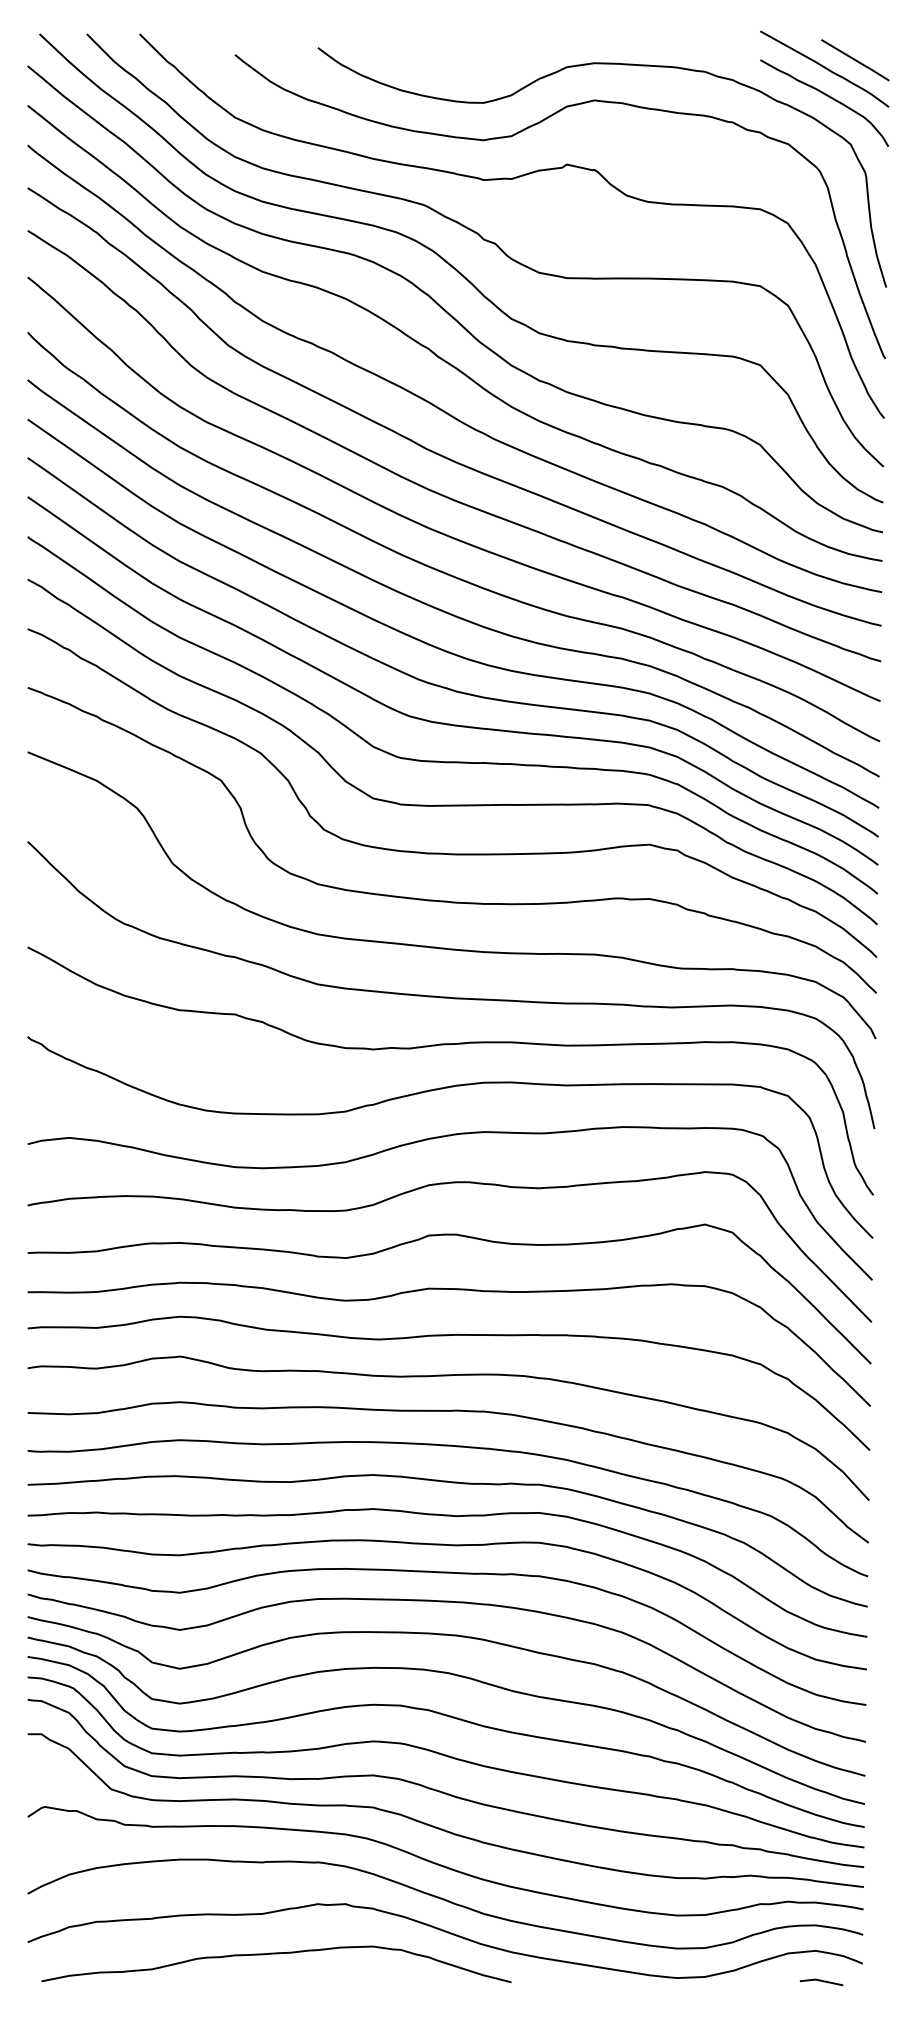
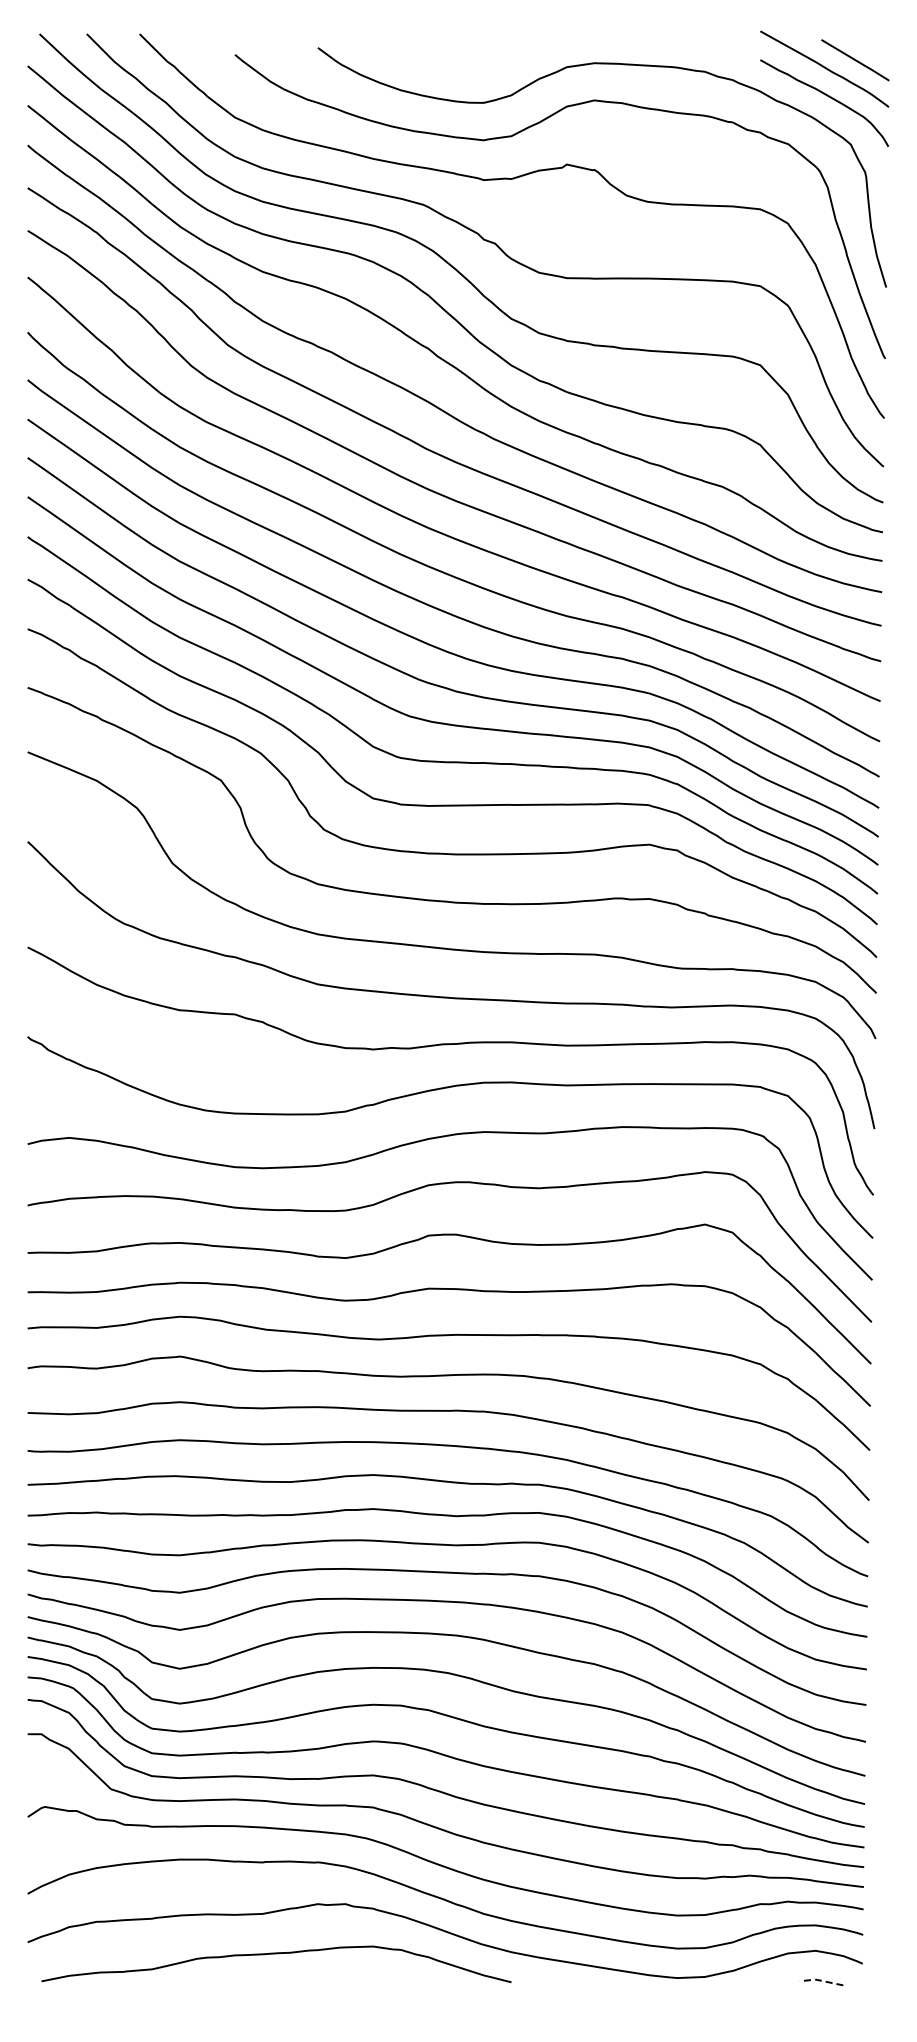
line: solid -> dashed (821, 1980)
